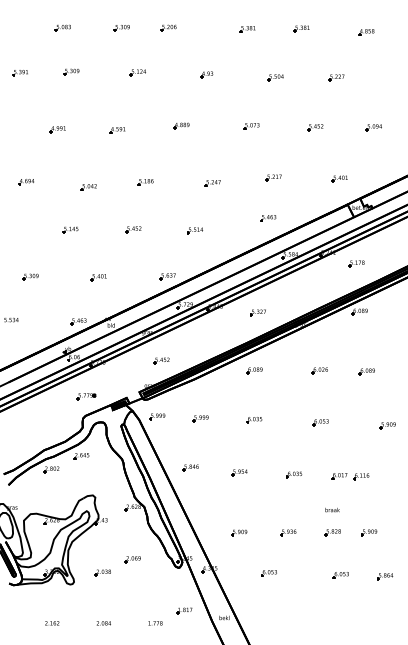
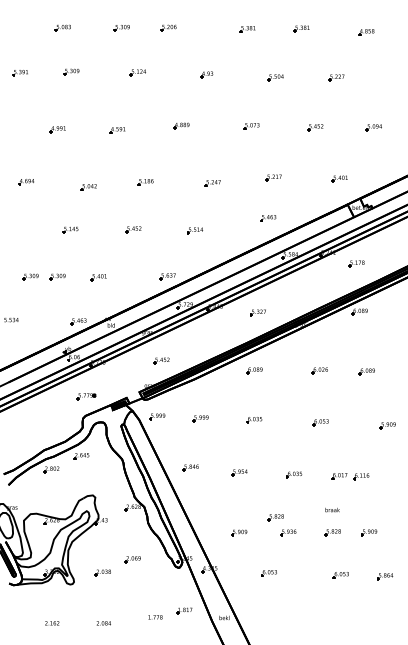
part: none -> present (57, 276)
part: none -> present (275, 517)
text position: (155, 623) -> (155, 617) (155, 617)
